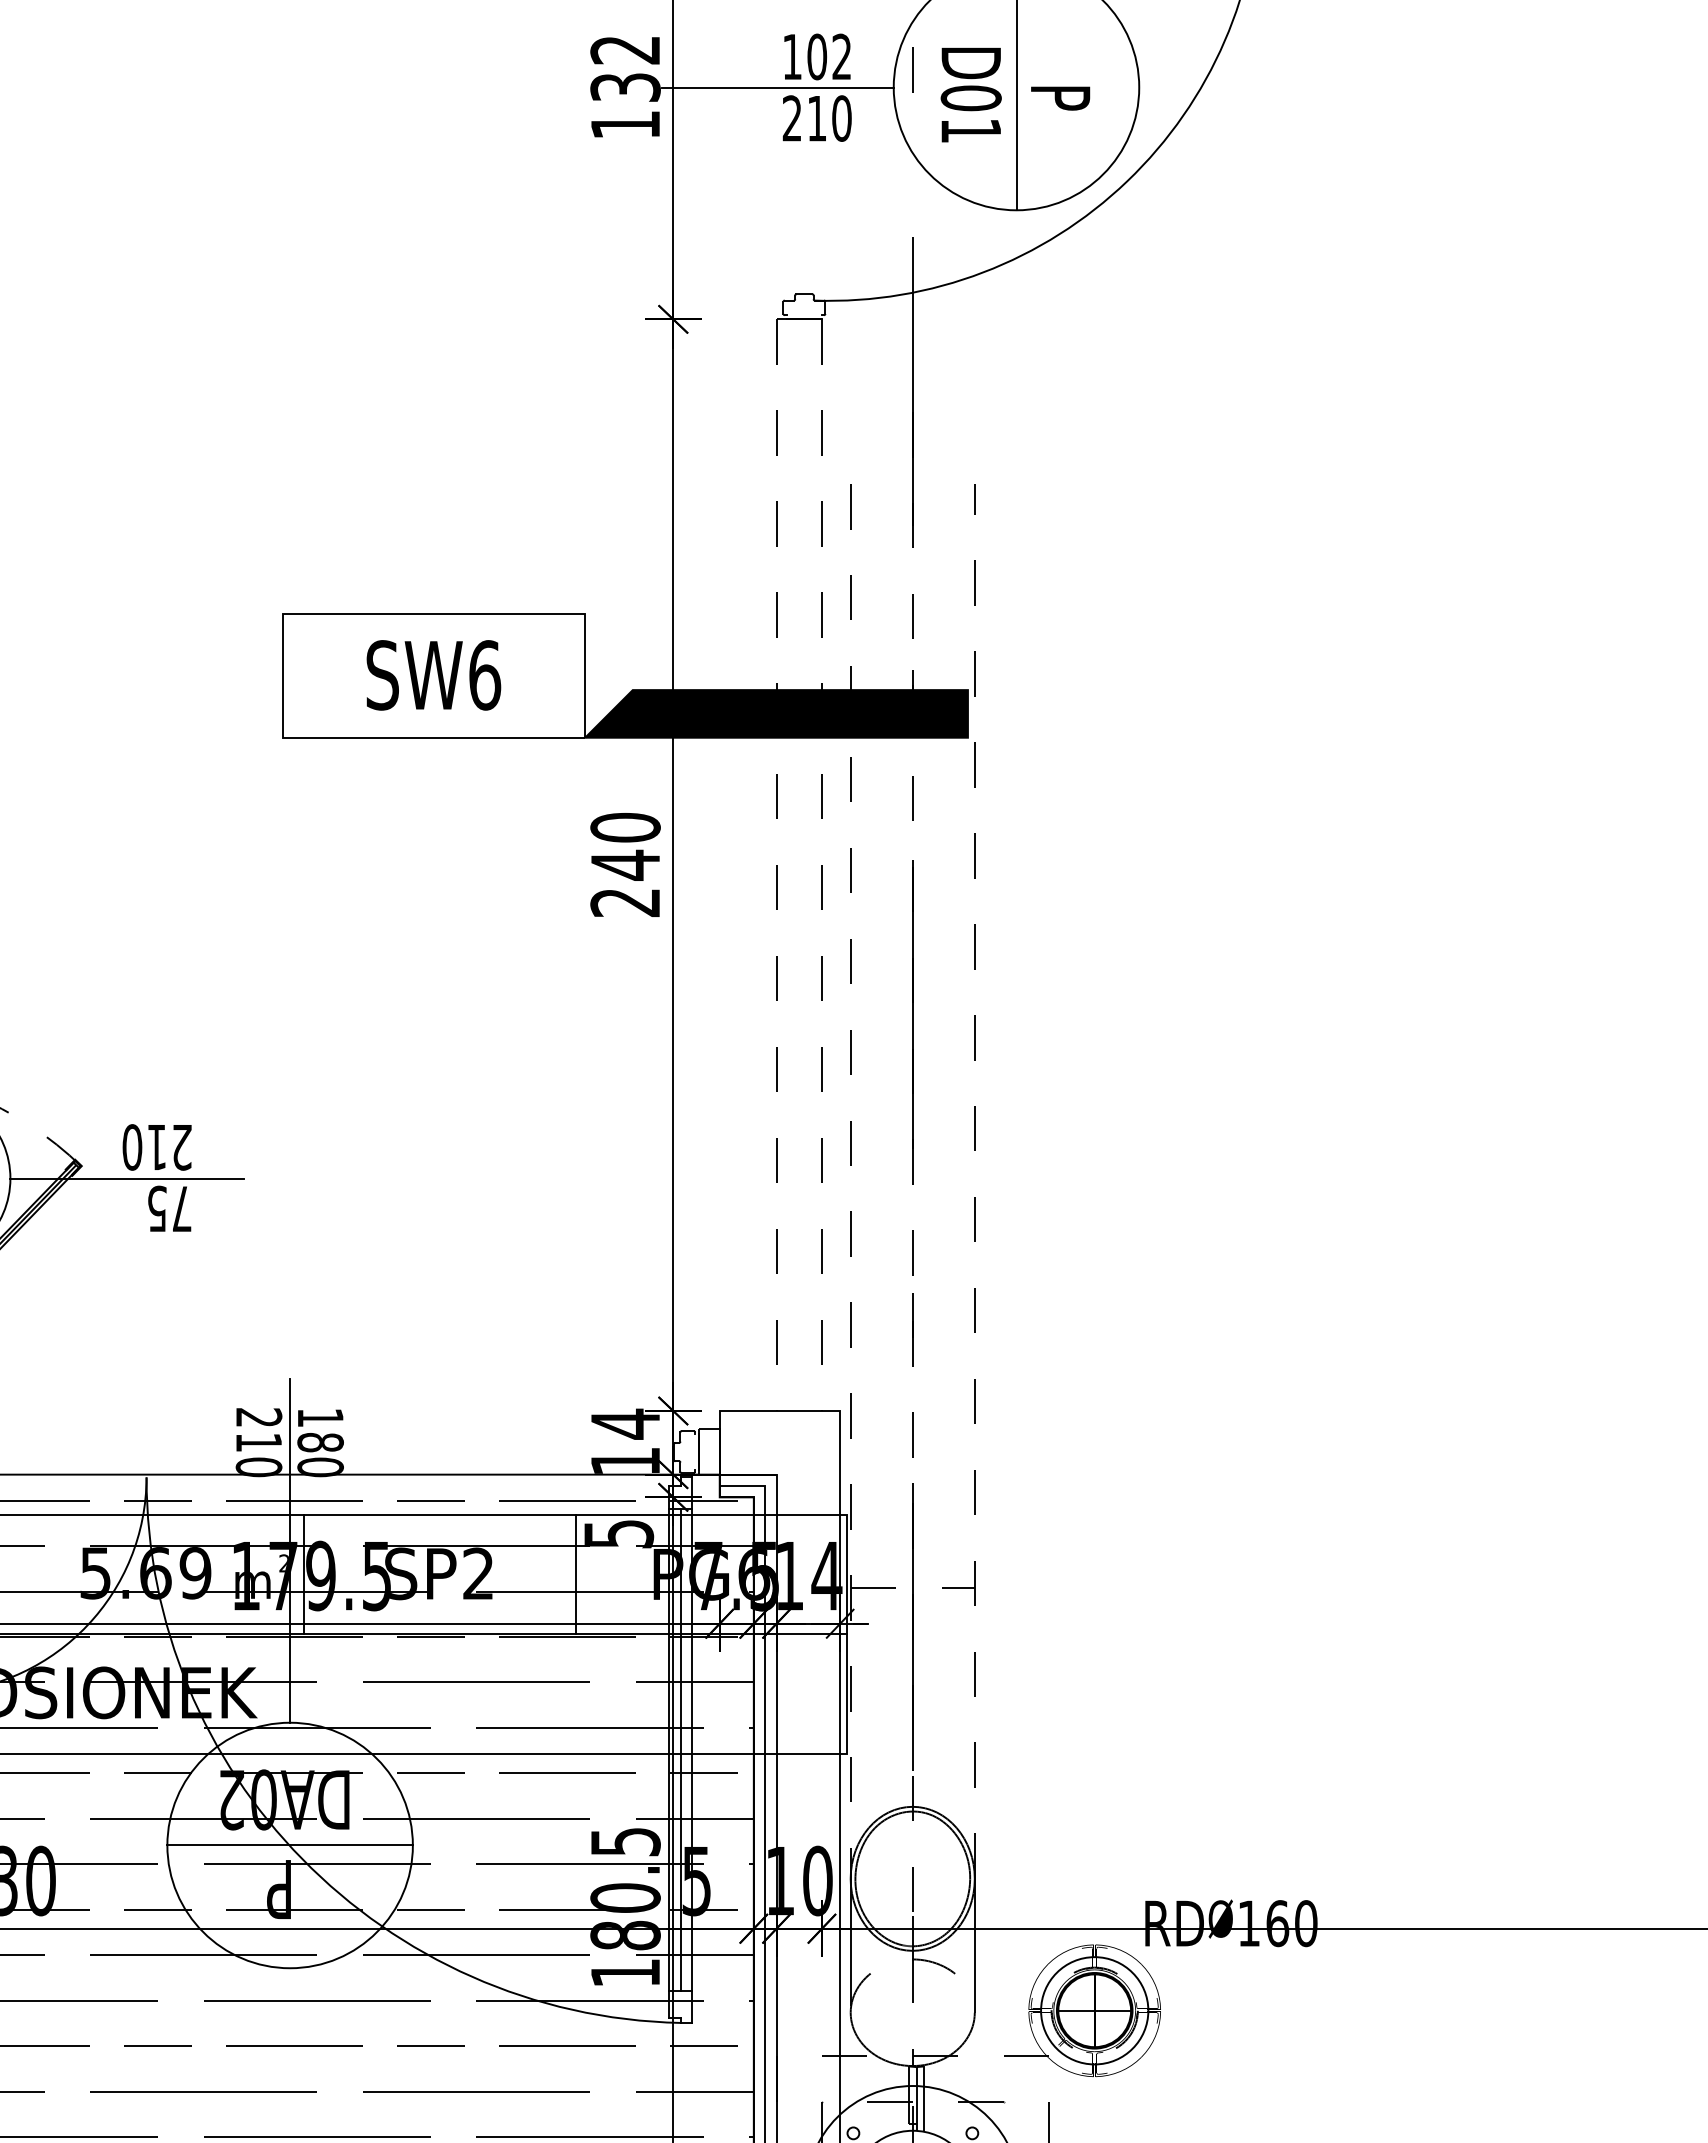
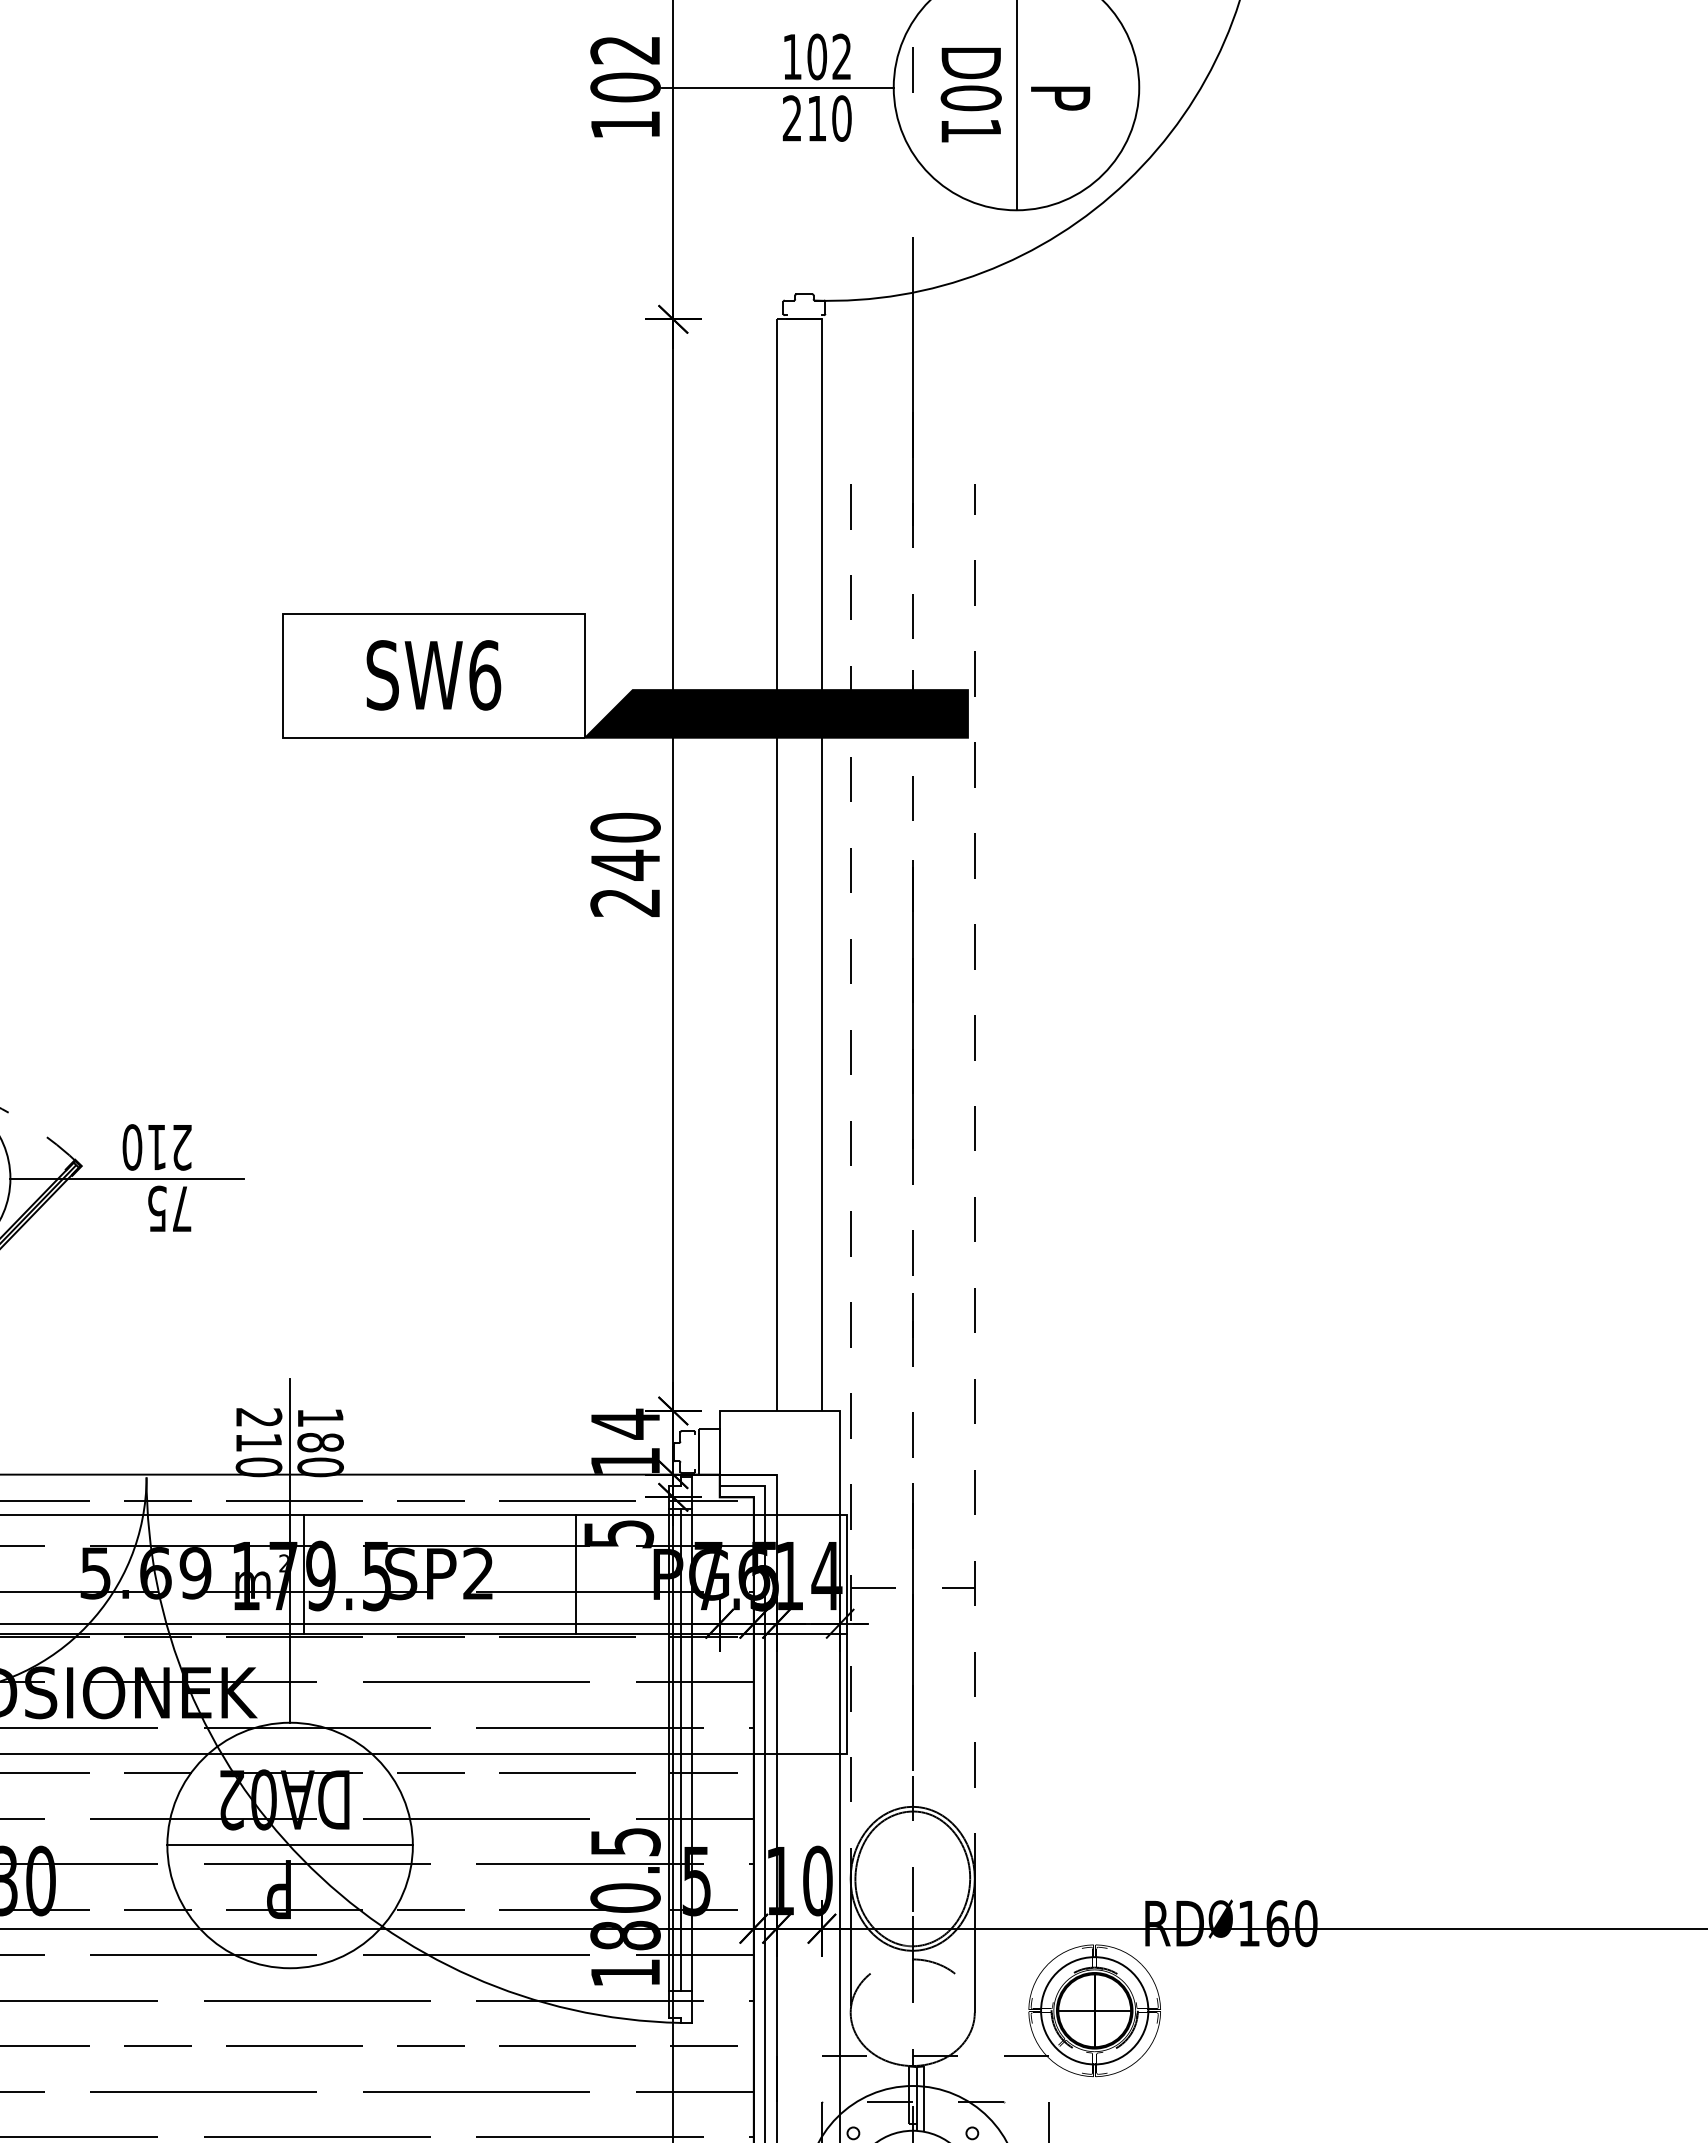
text: 132 -> 102 (625, 87)
line: dashed -> solid (776, 865)
line: dashed -> solid (822, 865)
